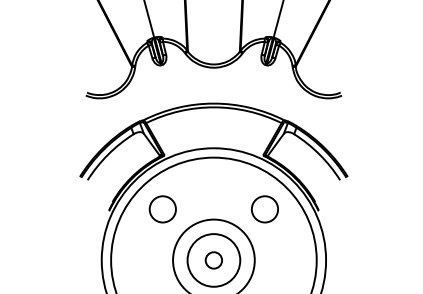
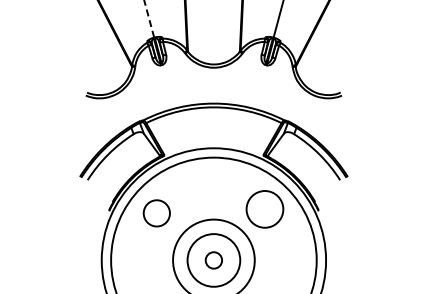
line: solid -> dashed (149, 18)
circle position: (162, 209) -> (156, 213) (156, 213)
circle diameter: 26 px -> 37 px (264, 209)
